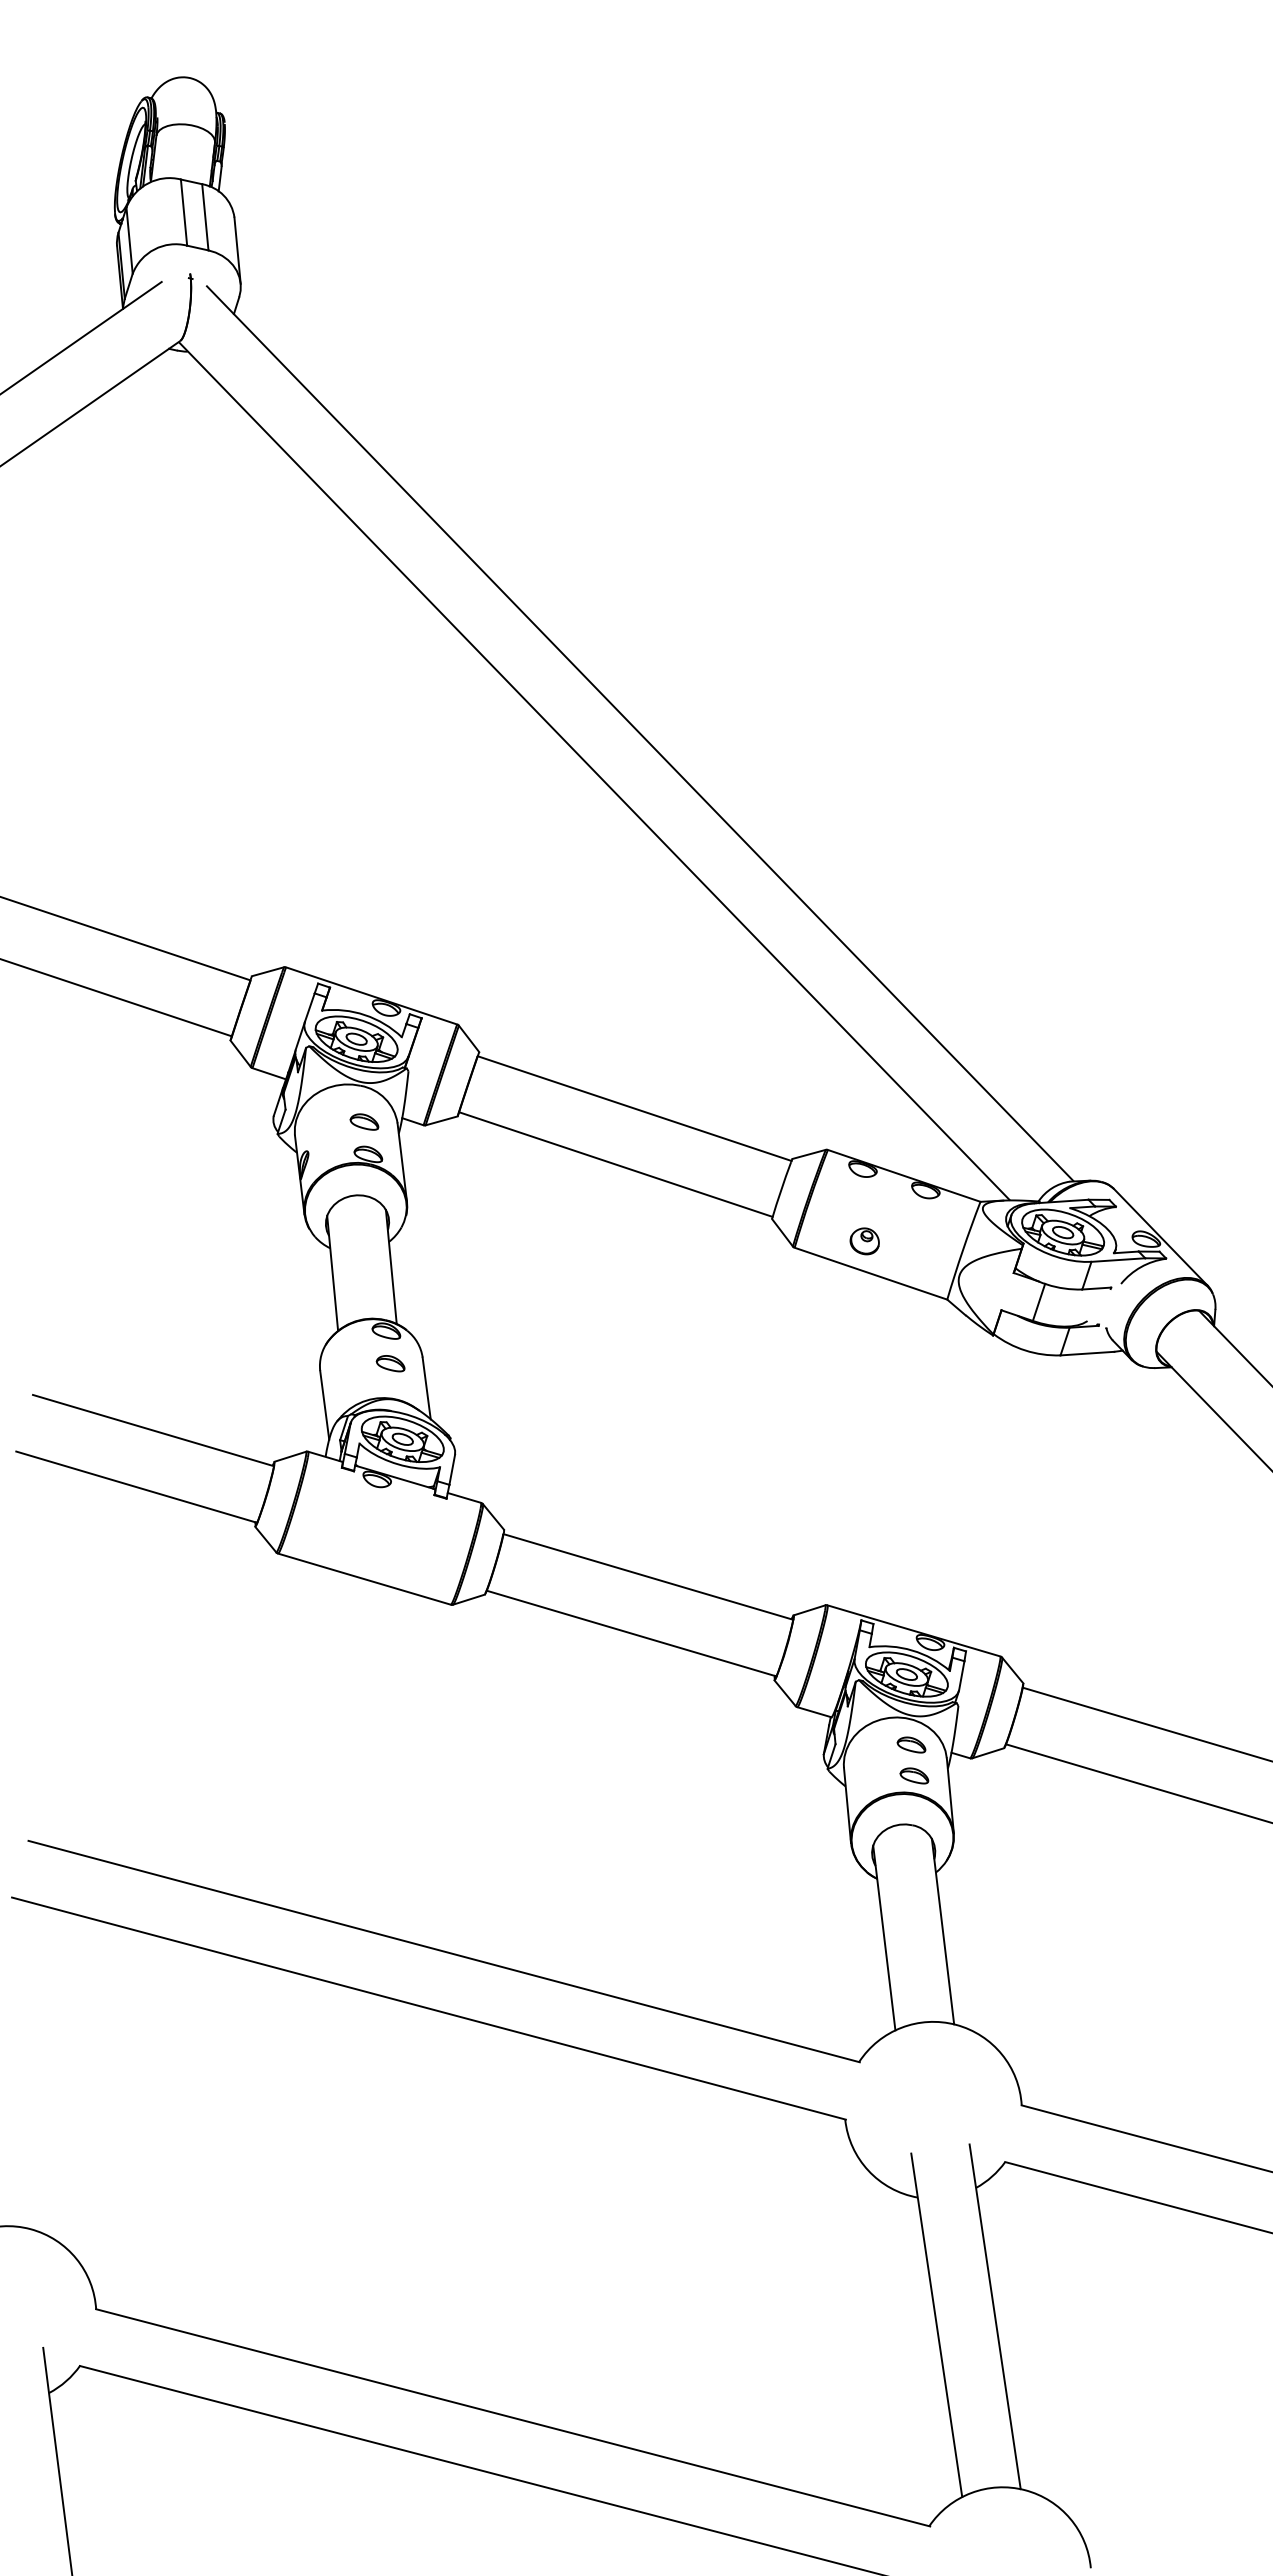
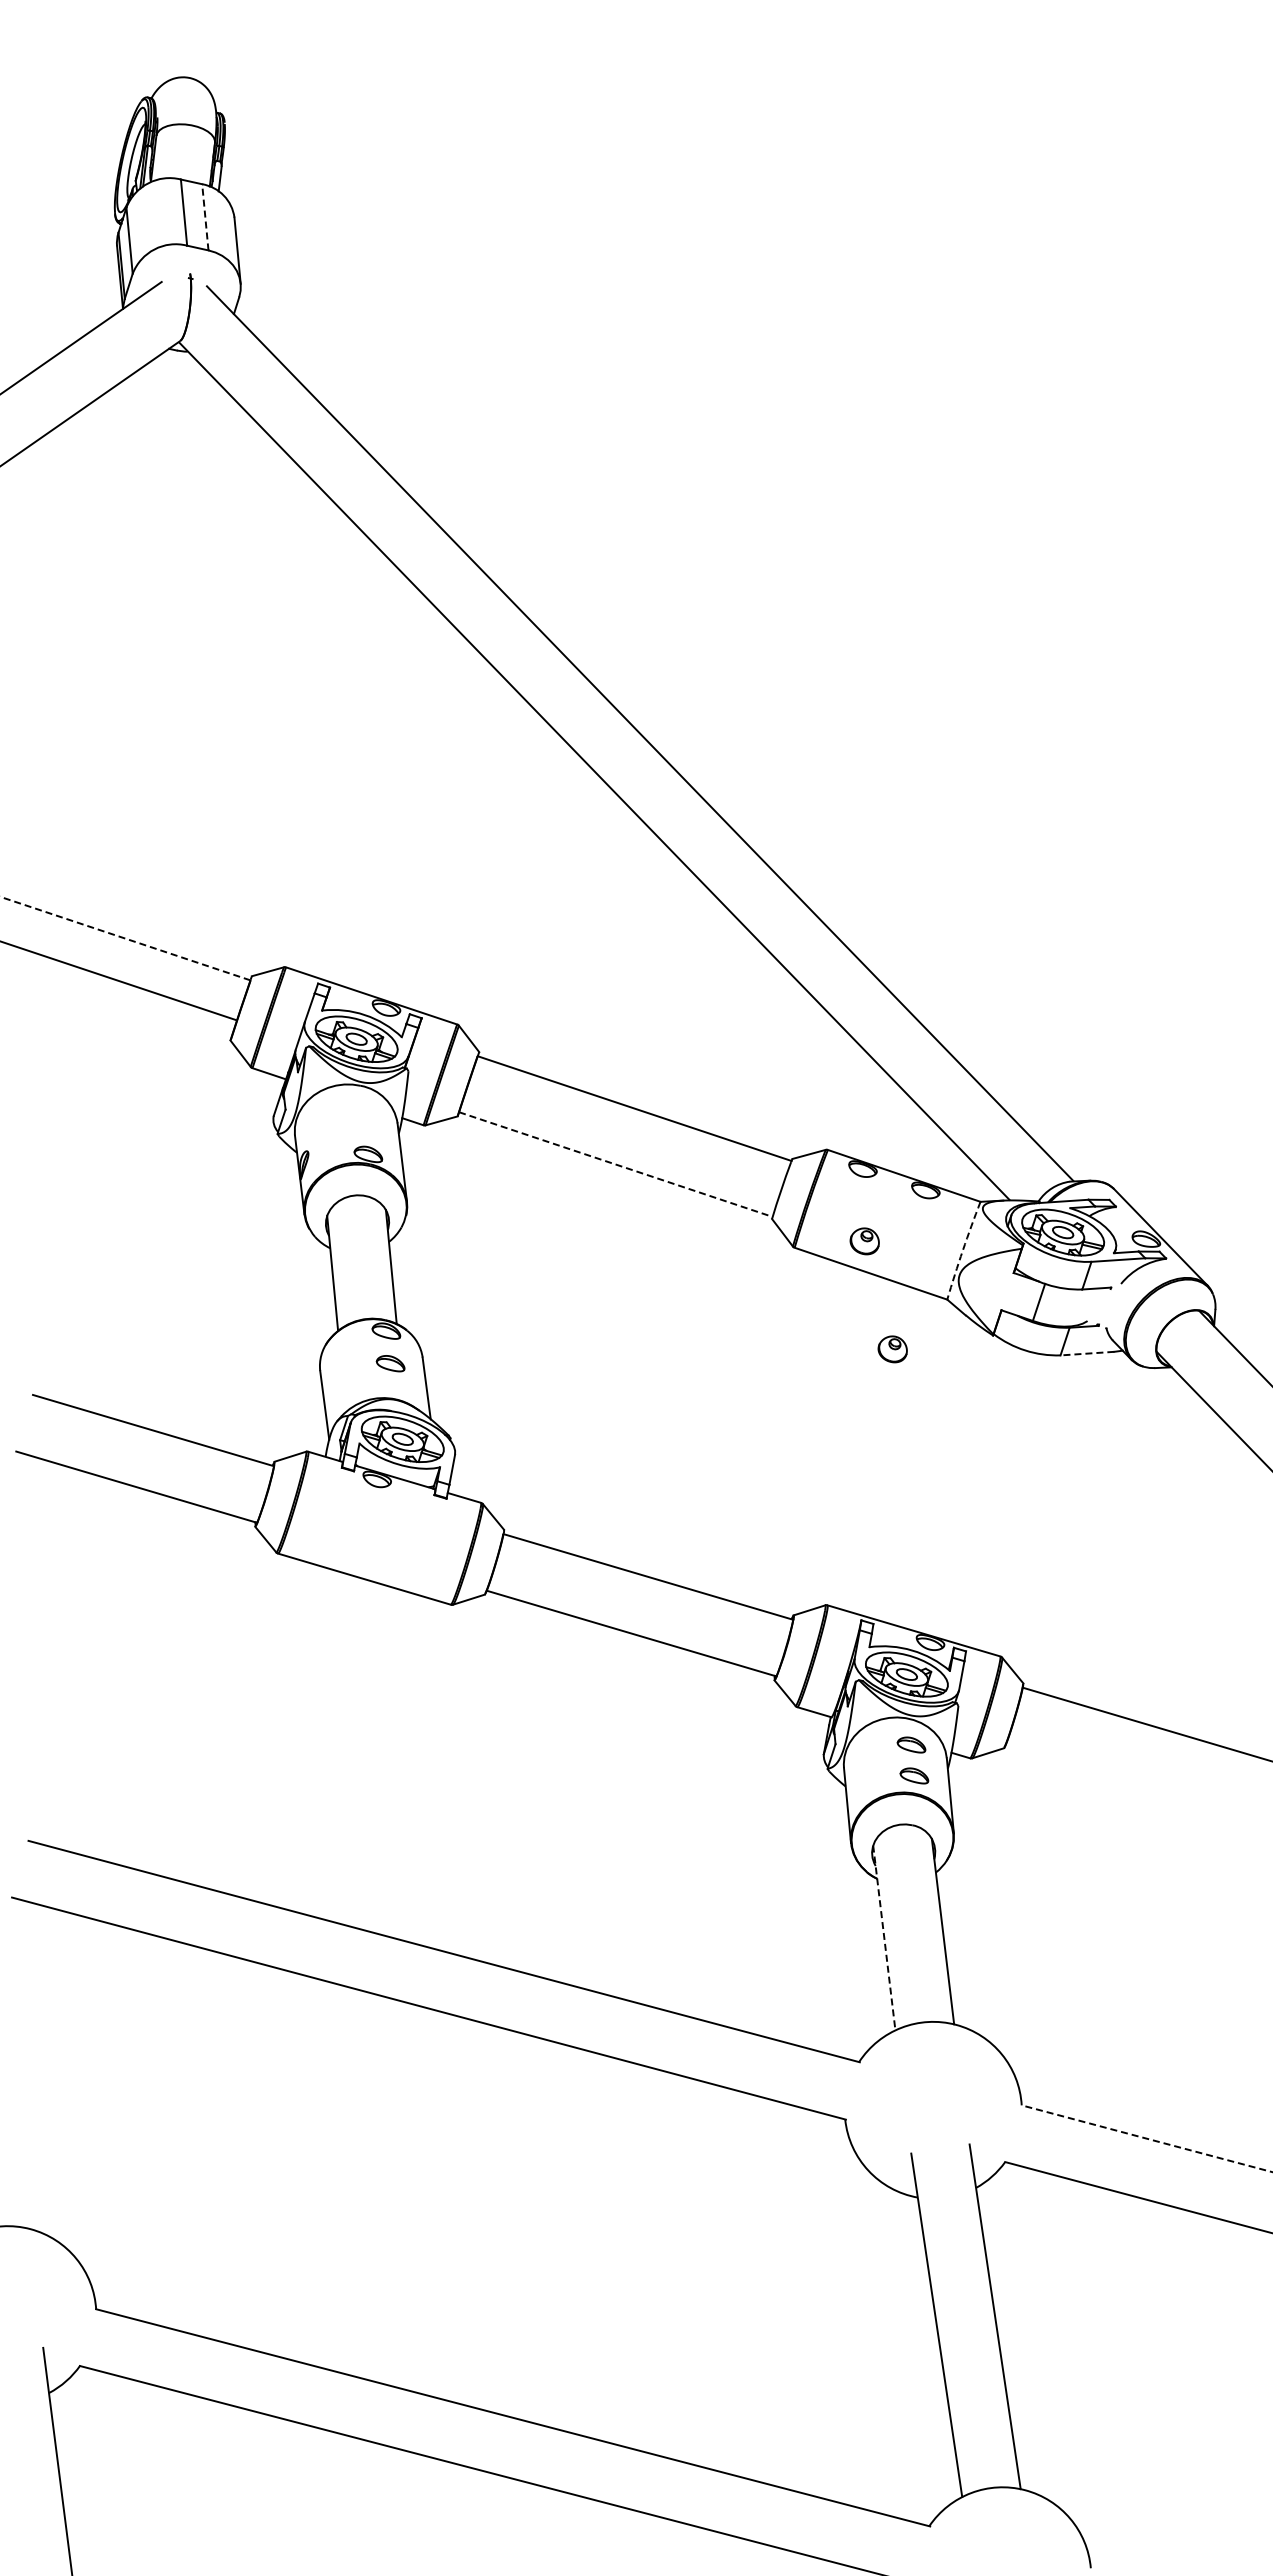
line: solid -> dashed (205, 216)
line: solid -> dashed (125, 938)
line position: (116, 997) -> (119, 981) (119, 981)
part: present -> none (364, 1121)
line: solid -> dashed (616, 1164)
arc: solid -> dashed (962, 1250)
part: none -> present (892, 1349)
line: solid -> dashed (1087, 1353)
line: present -> none (1137, 1783)
line: solid -> dashed (884, 1938)
line: solid -> dashed (1147, 2138)
